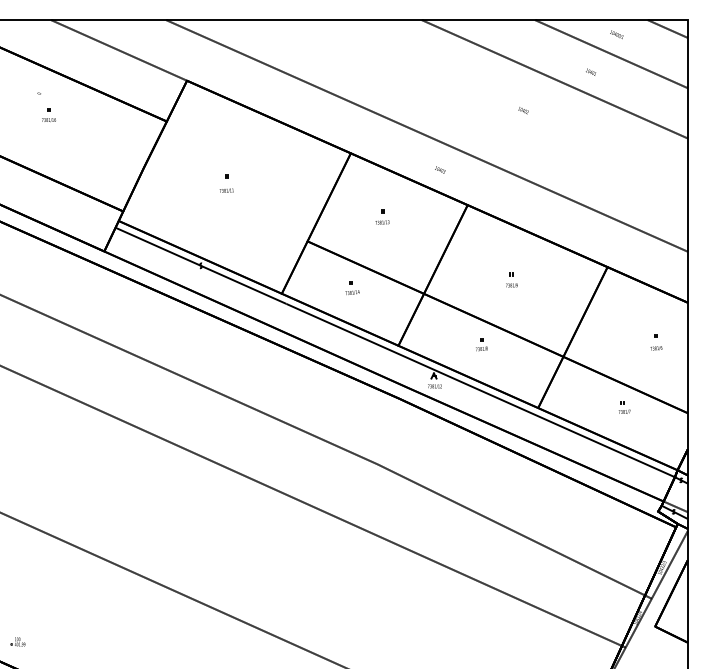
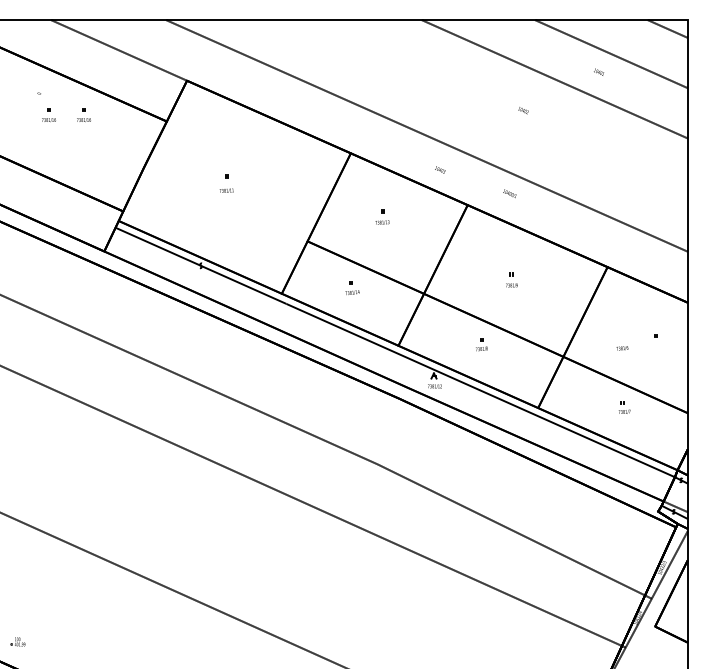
text position: (616, 34) -> (509, 193) (509, 193)
text position: (590, 71) -> (598, 71) (598, 71)
part: none -> present (83, 115)
text position: (656, 348) -> (622, 348) (622, 348)
